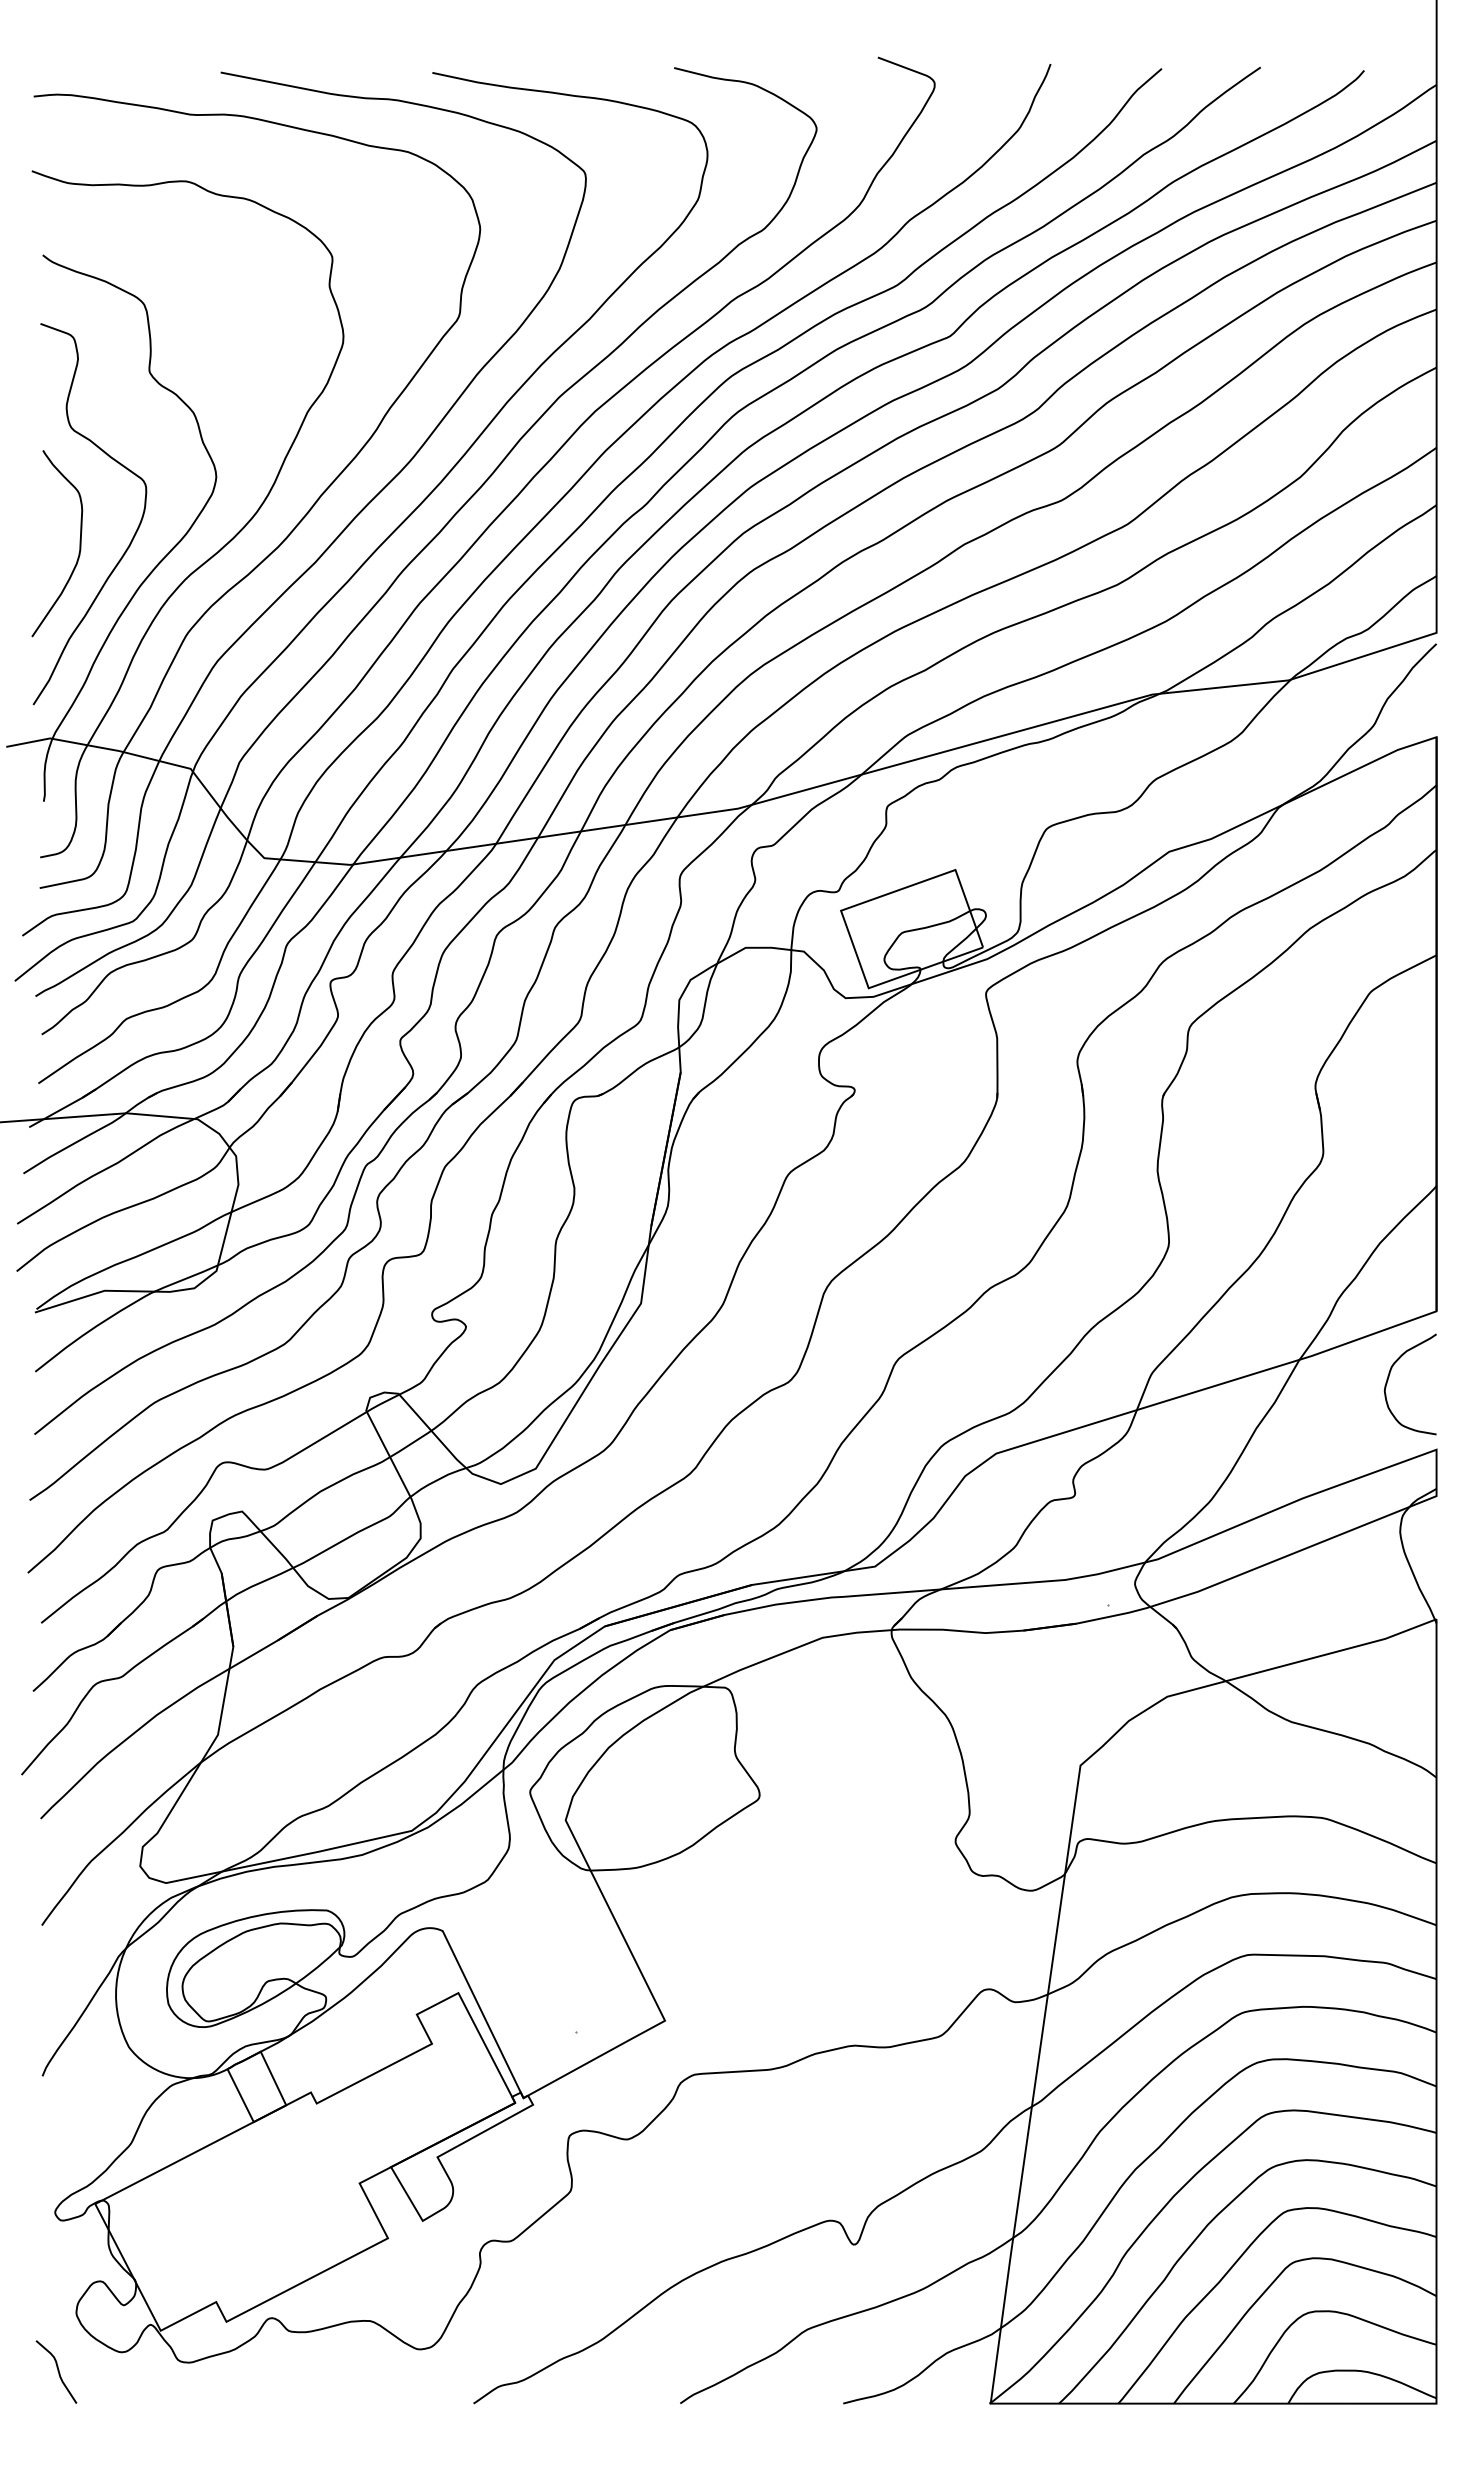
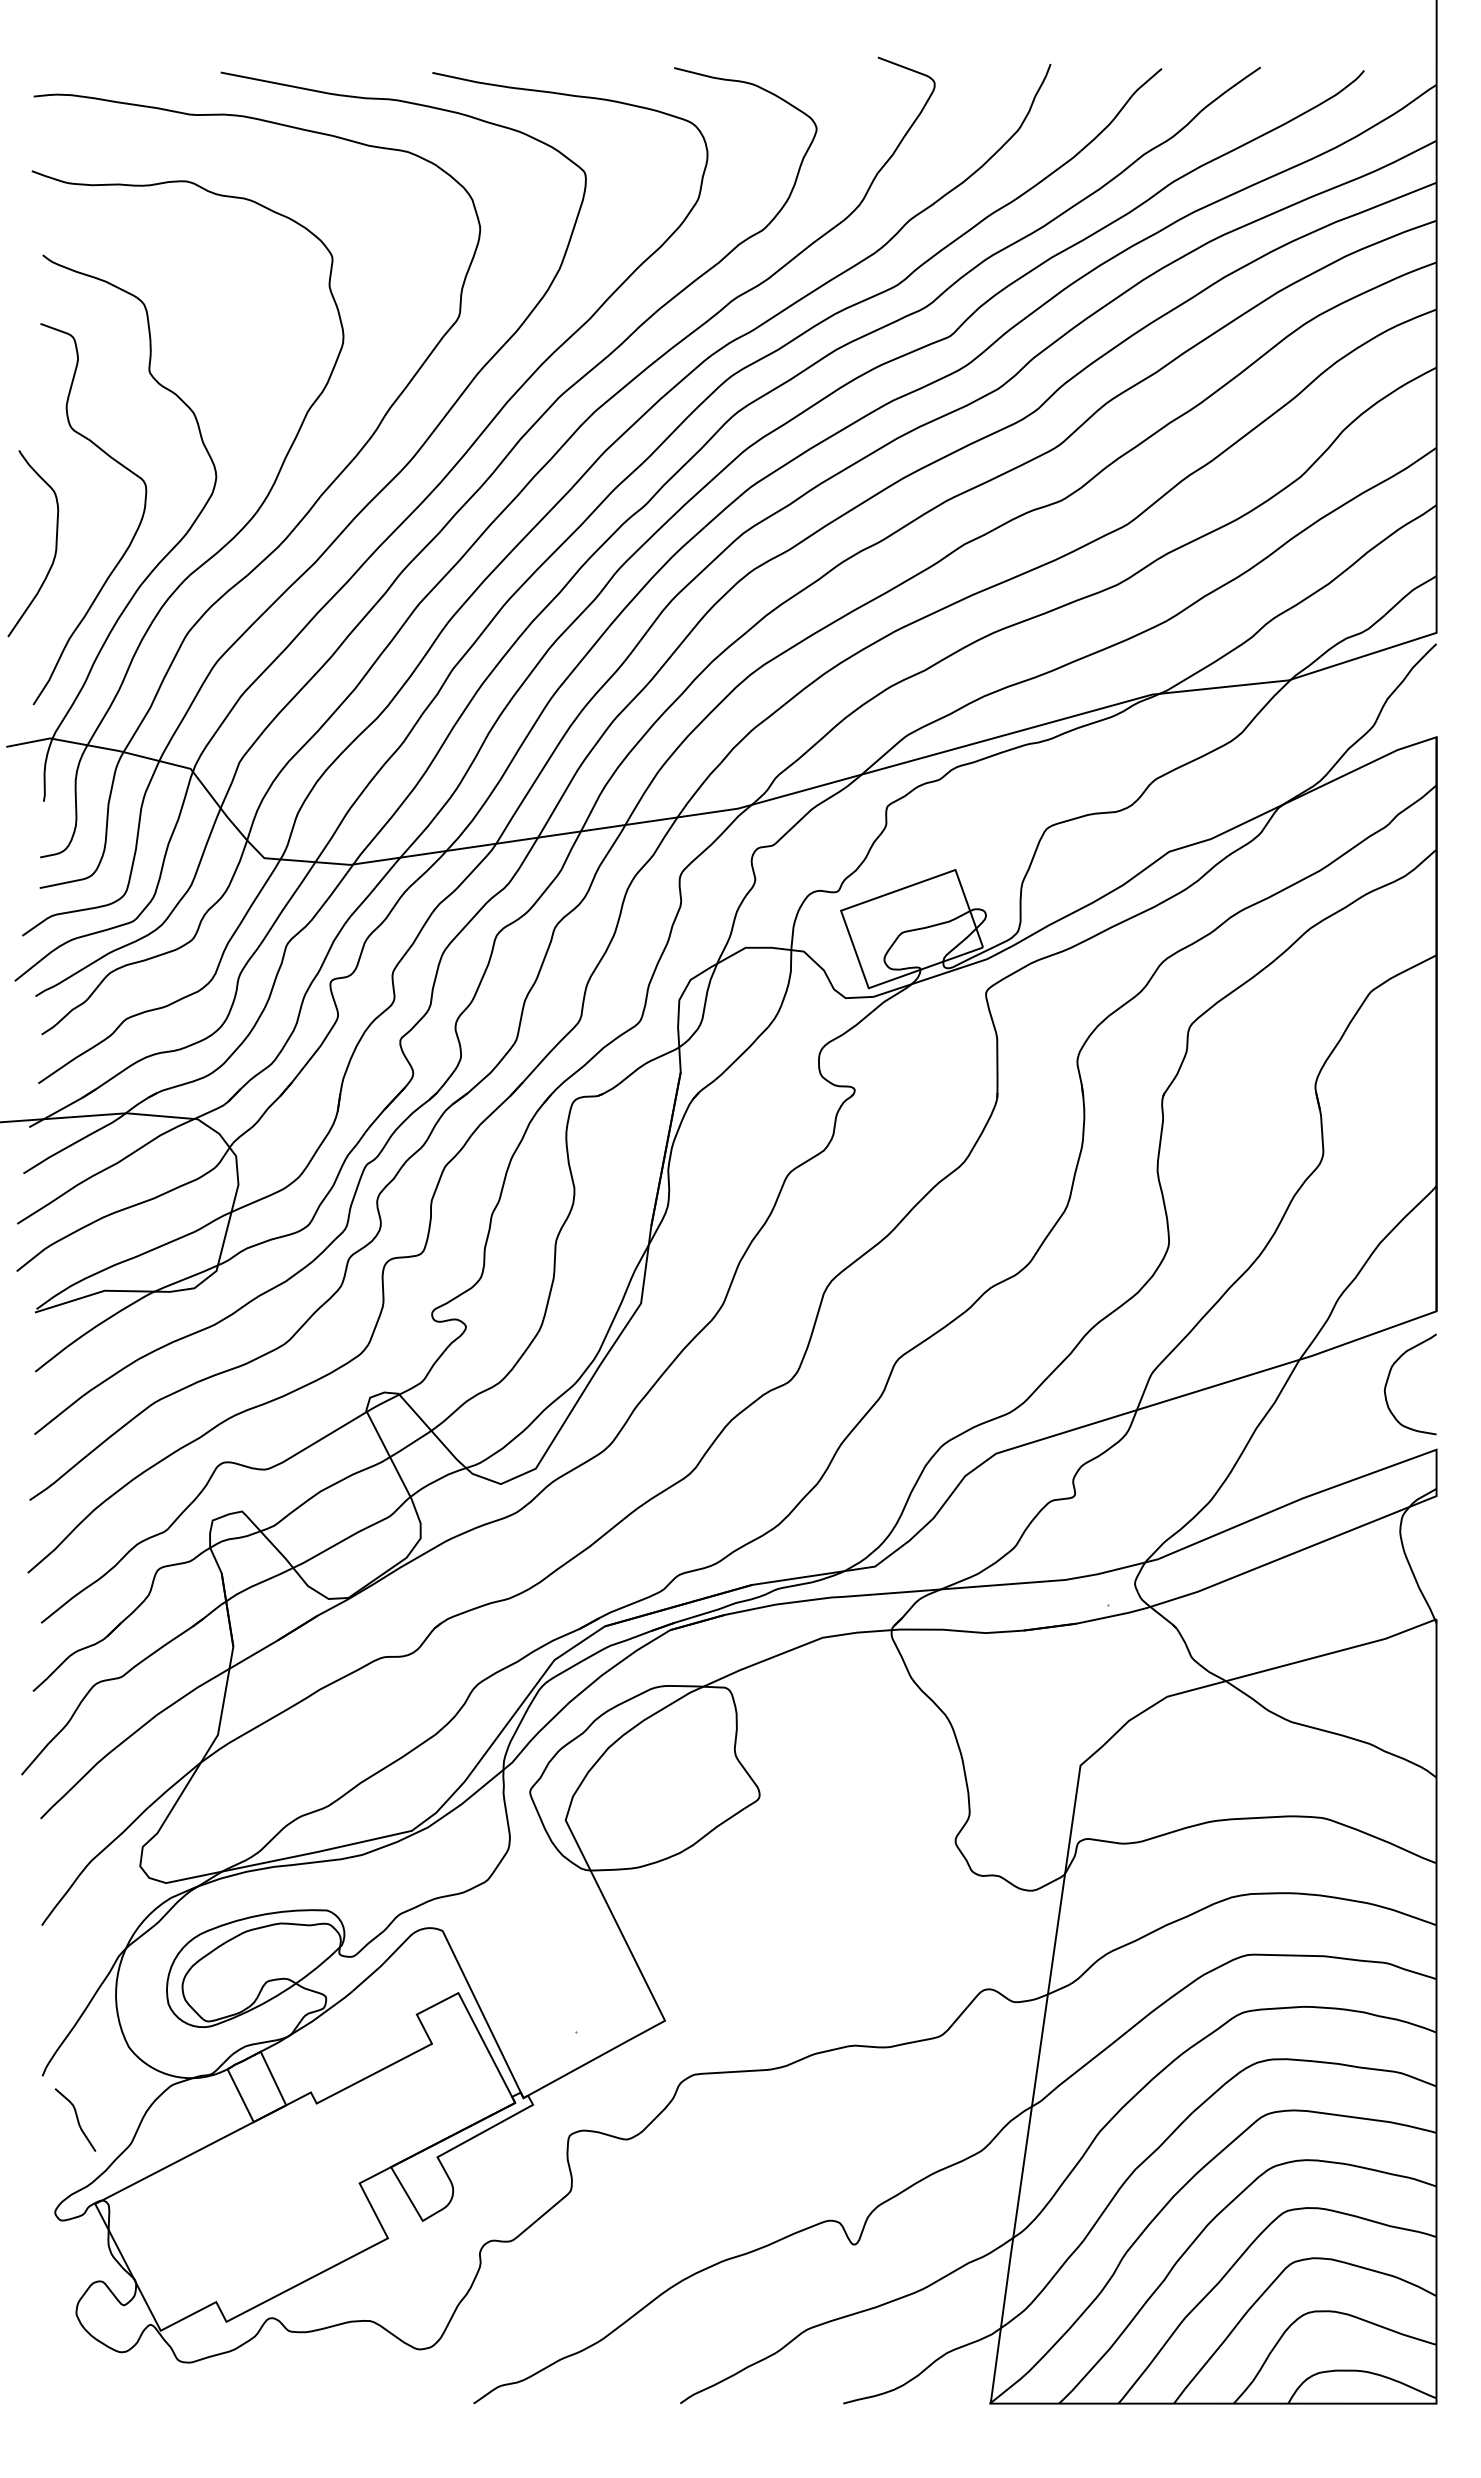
curve position: (79, 543) -> (55, 543) (55, 543)
curve position: (57, 2371) -> (76, 2119) (76, 2119)
